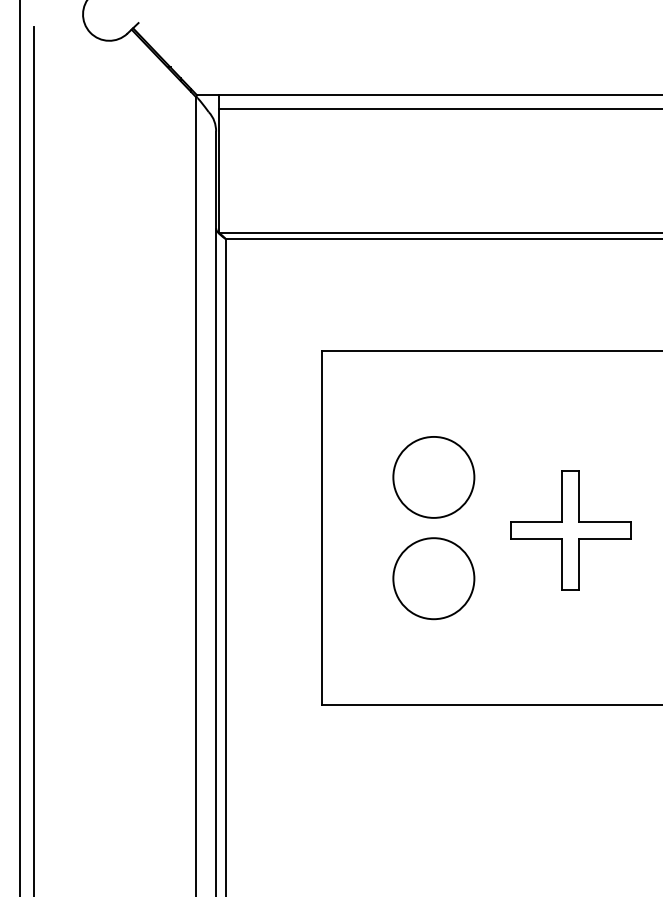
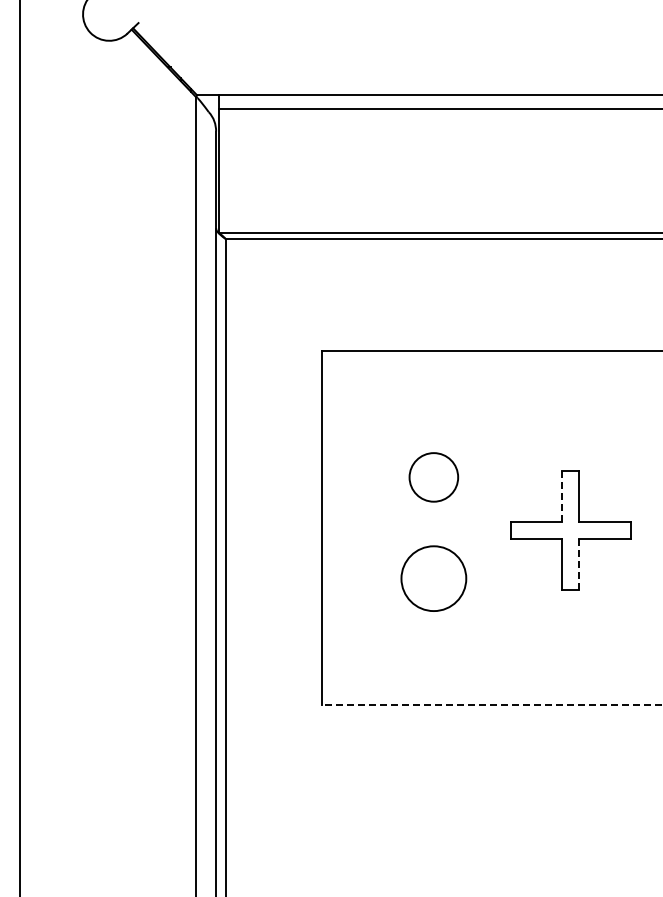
line: present -> none (33, 459)
circle diameter: 81 px -> 49 px (433, 477)
line: solid -> dashed (562, 496)
line: solid -> dashed (579, 564)
circle diameter: 81 px -> 65 px (433, 578)
line: solid -> dashed (492, 705)
